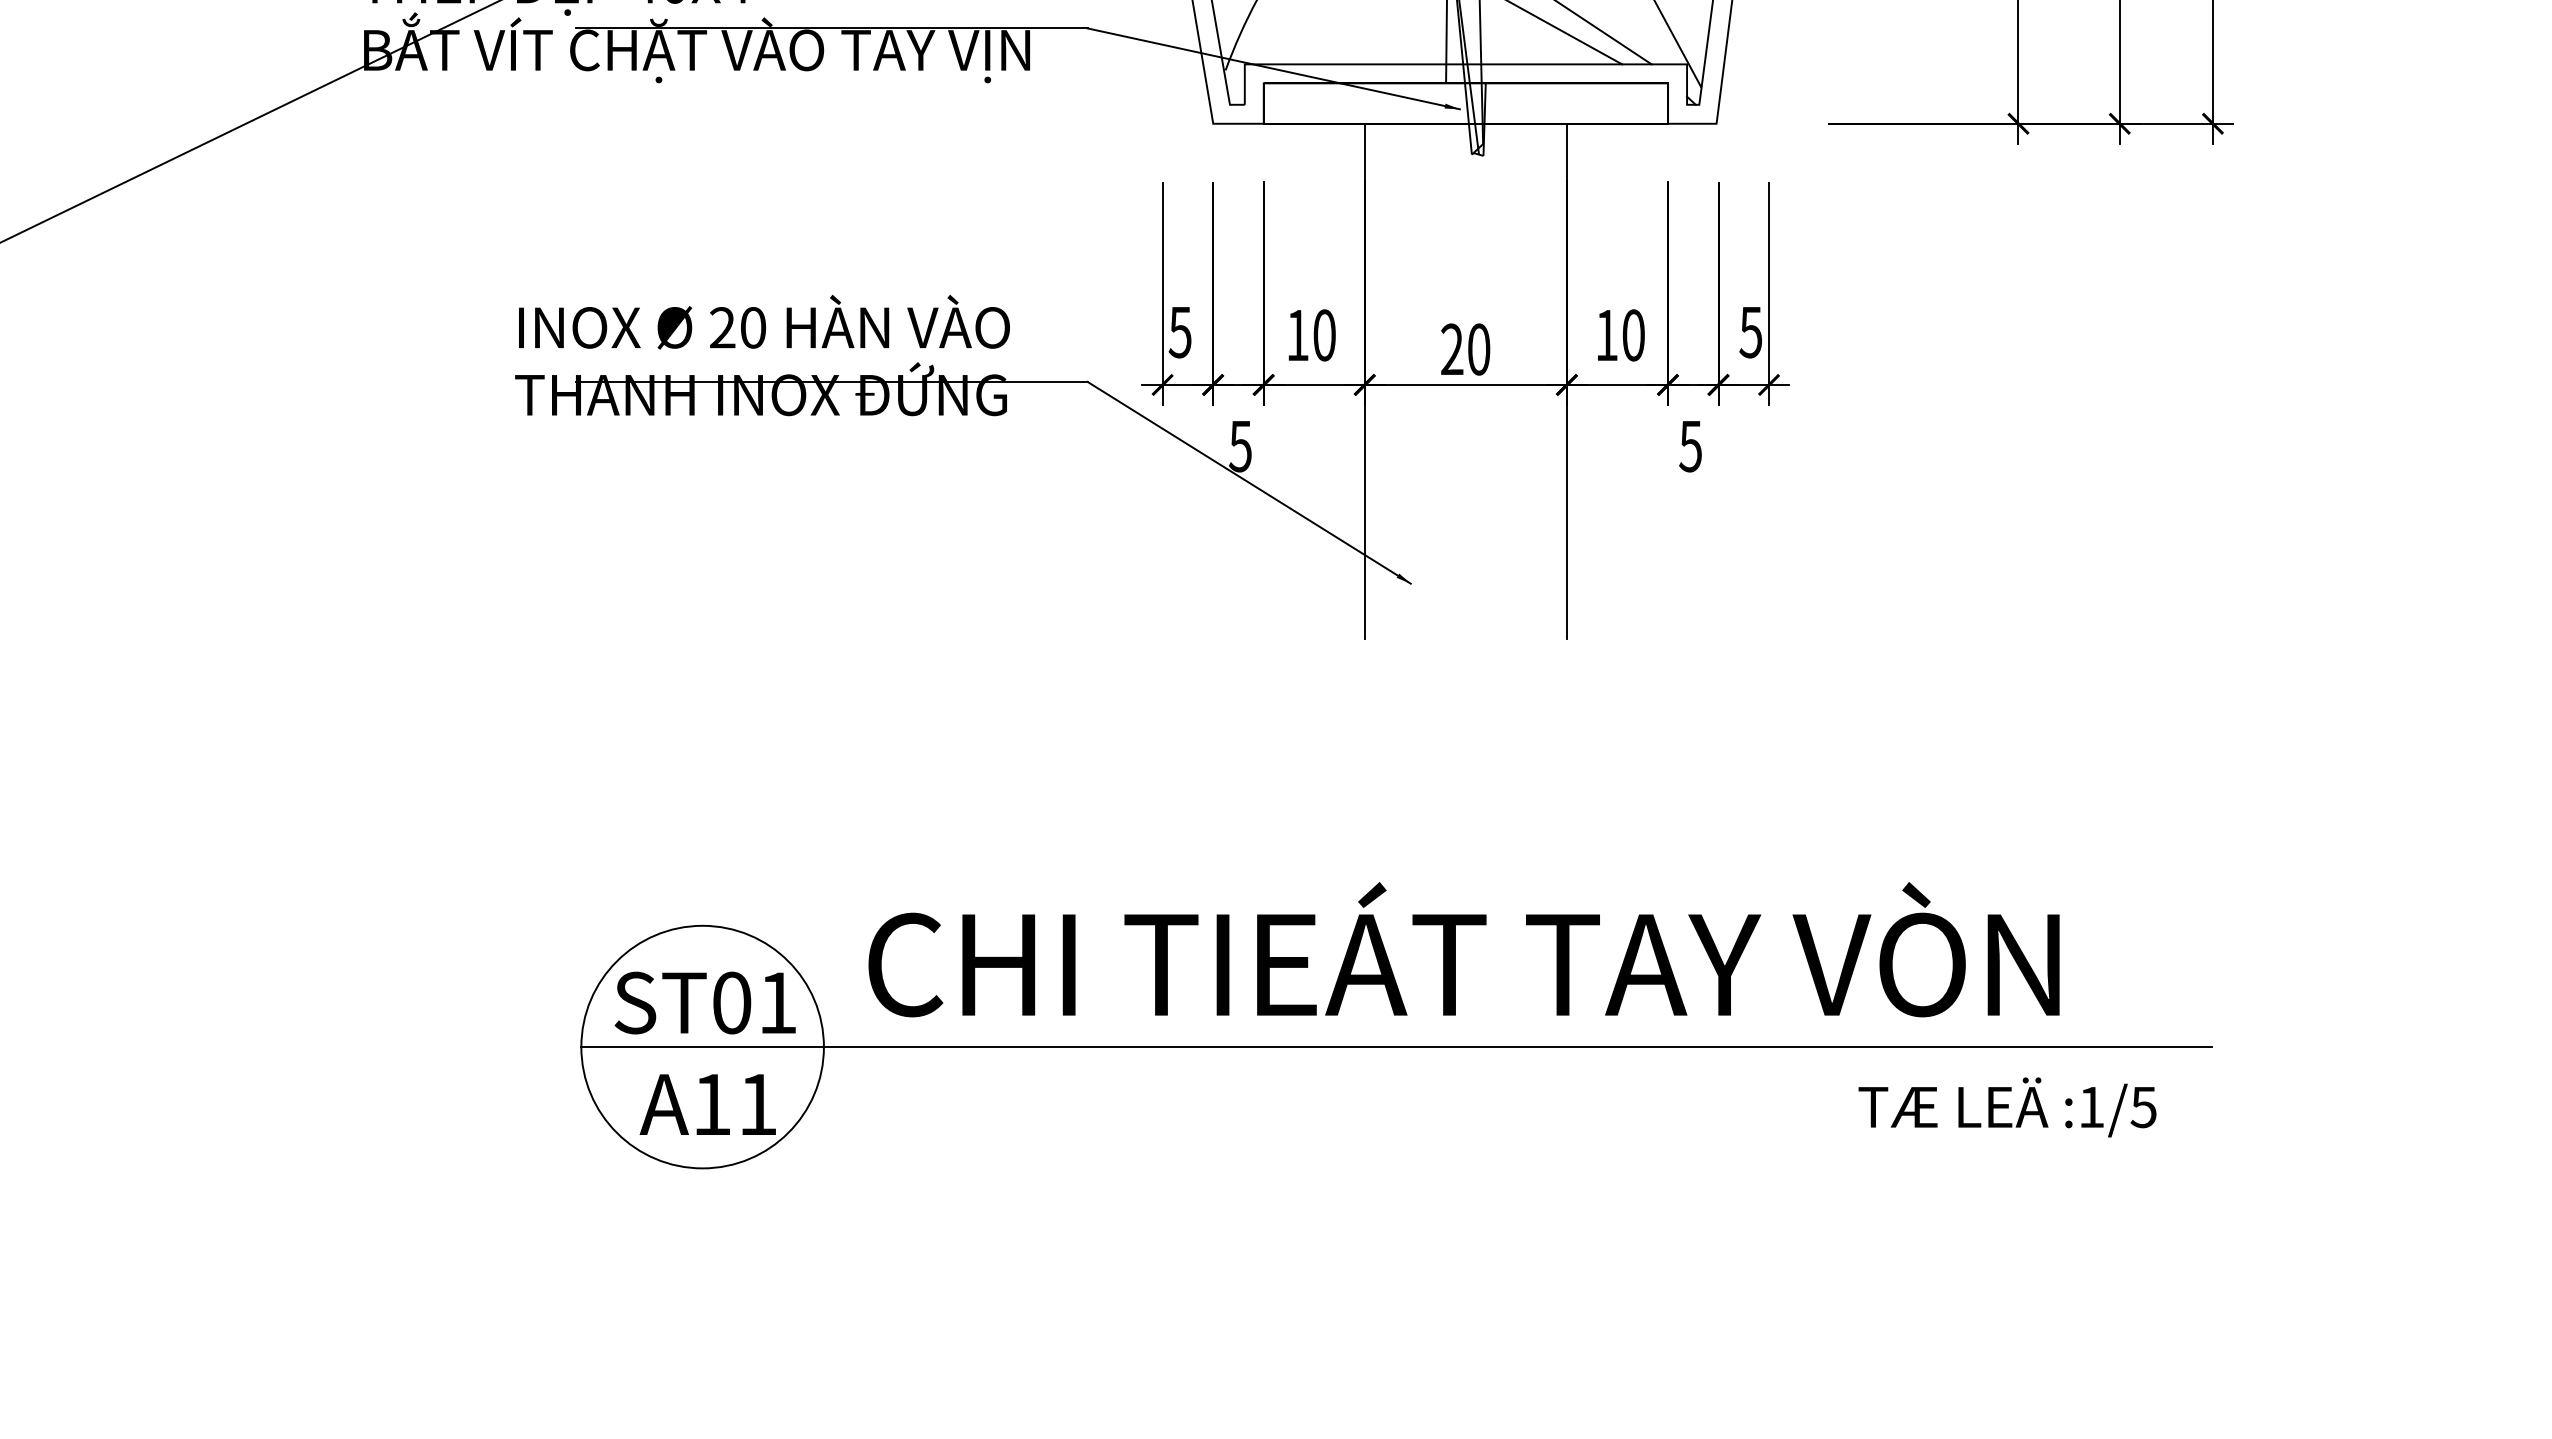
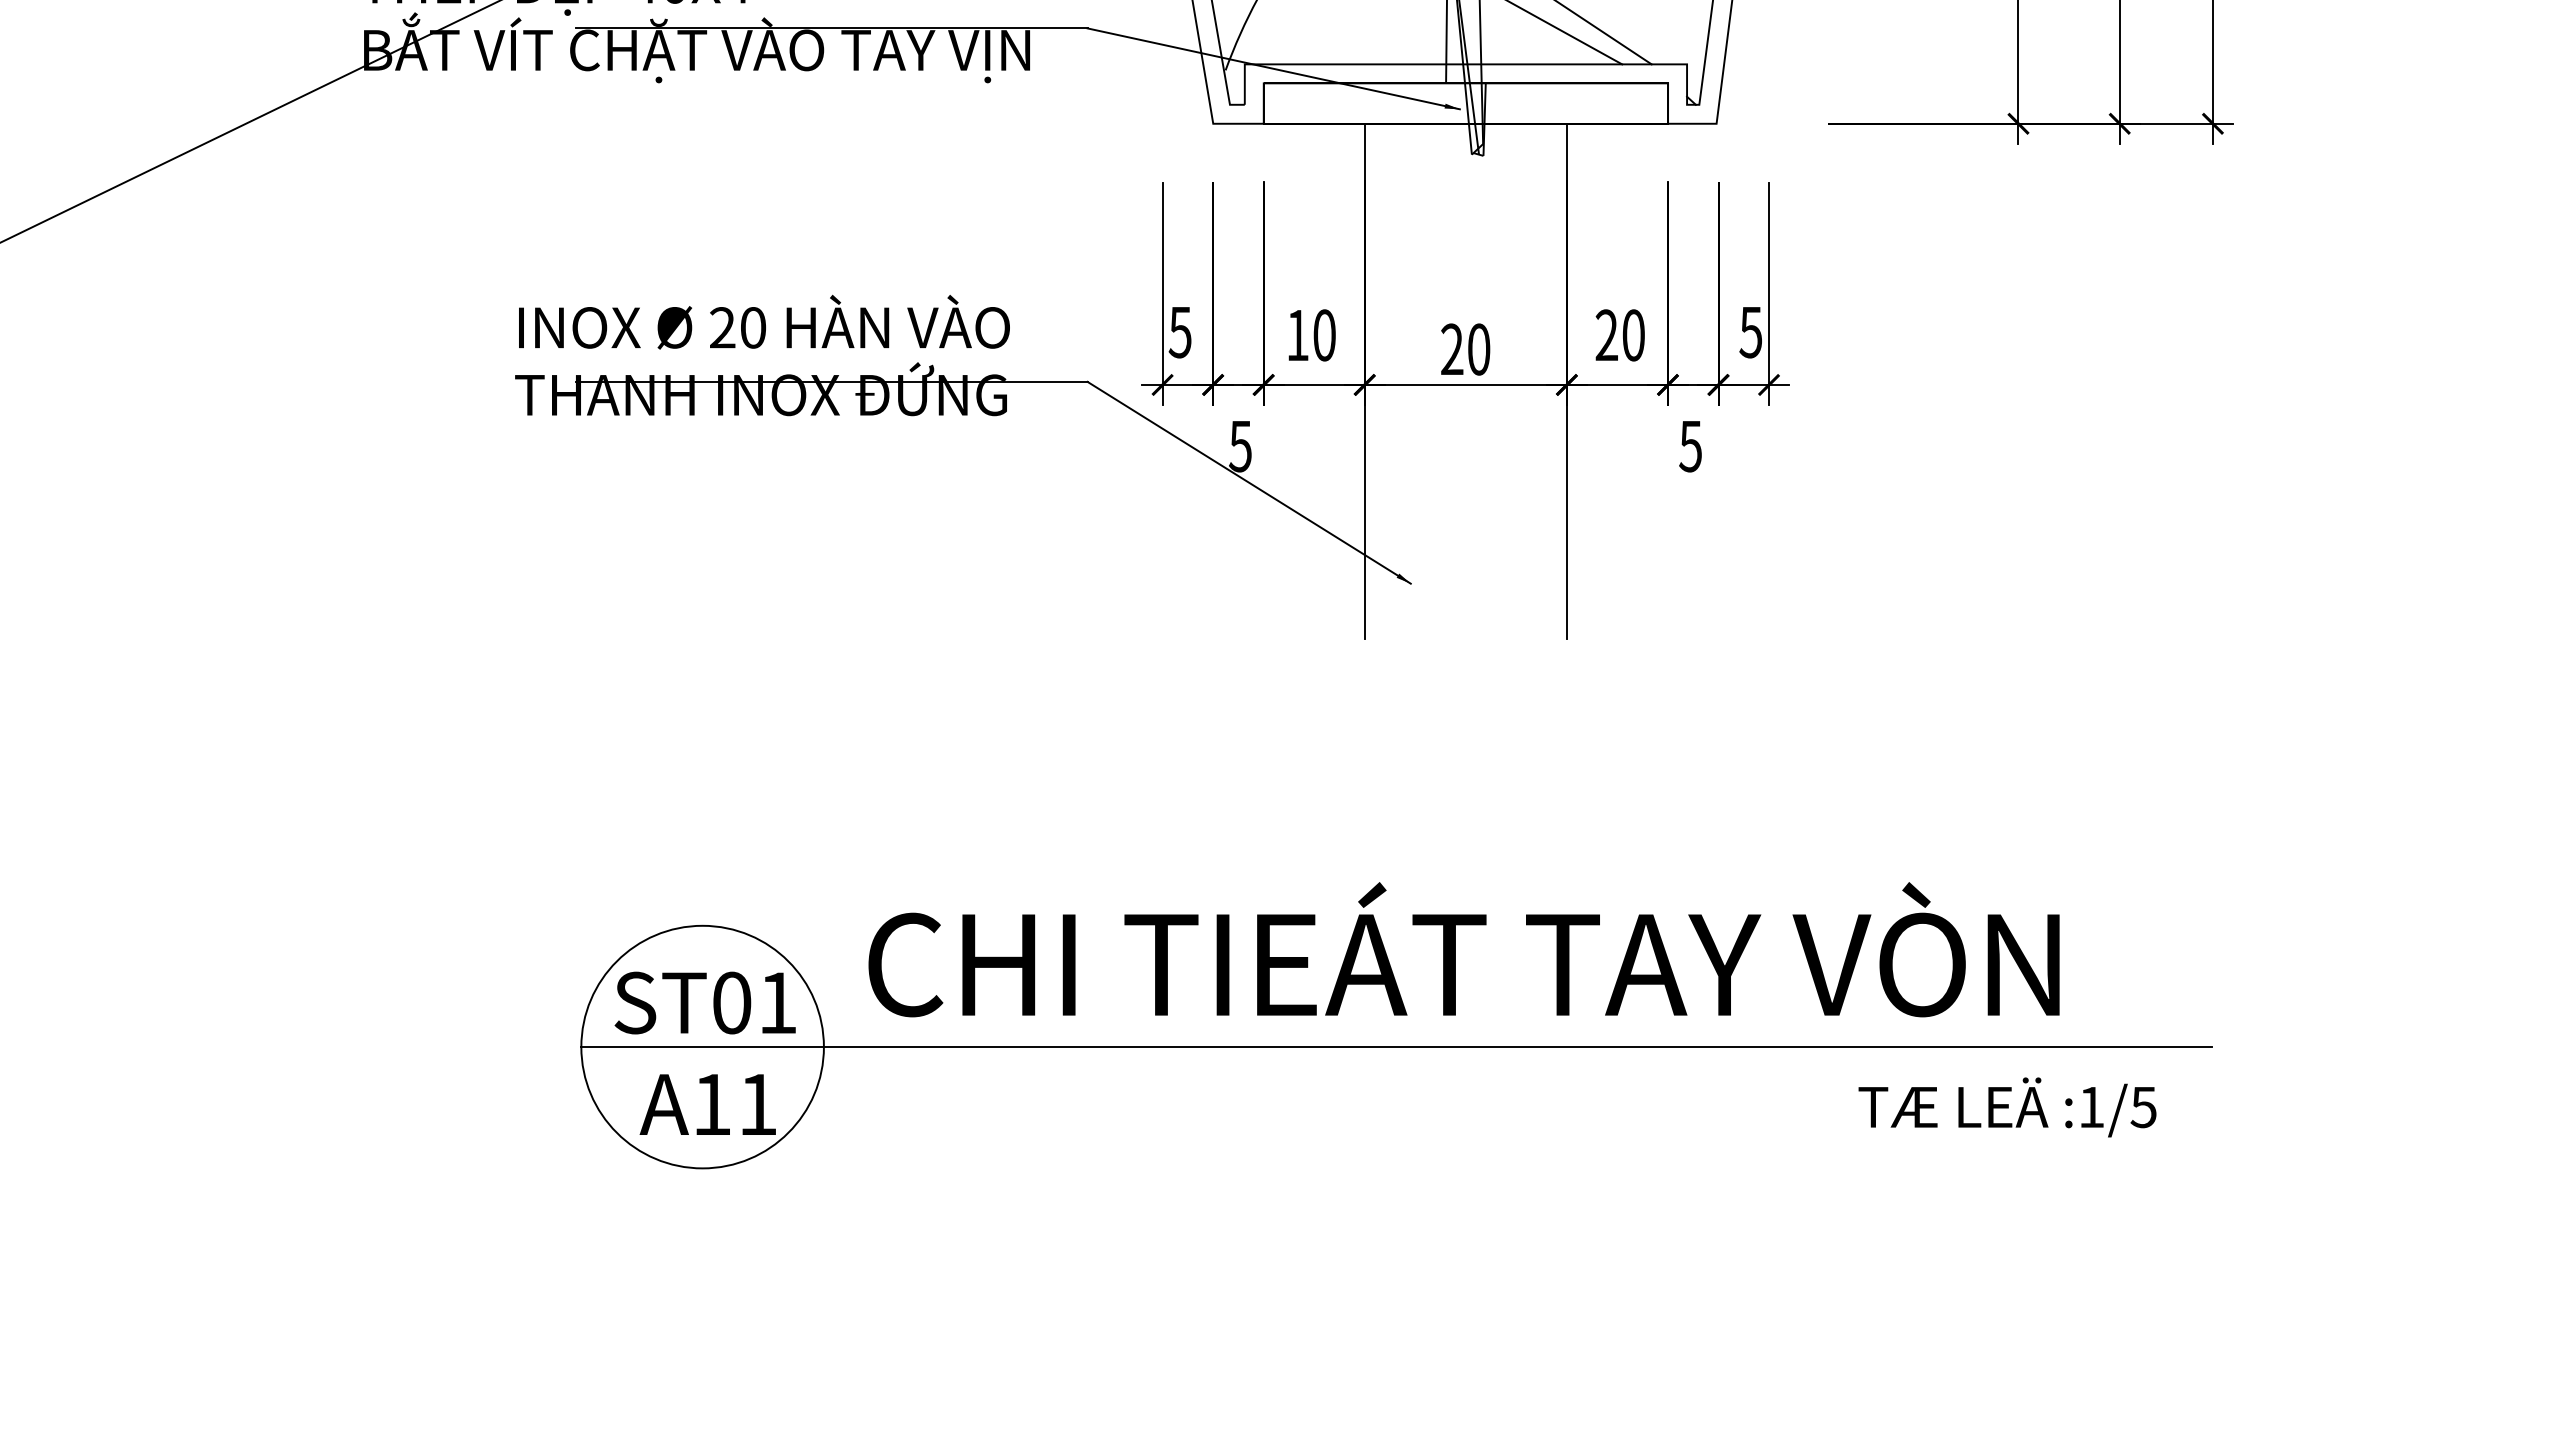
line: present -> none (1678, 44)
text: 10 -> 20 (1606, 334)
